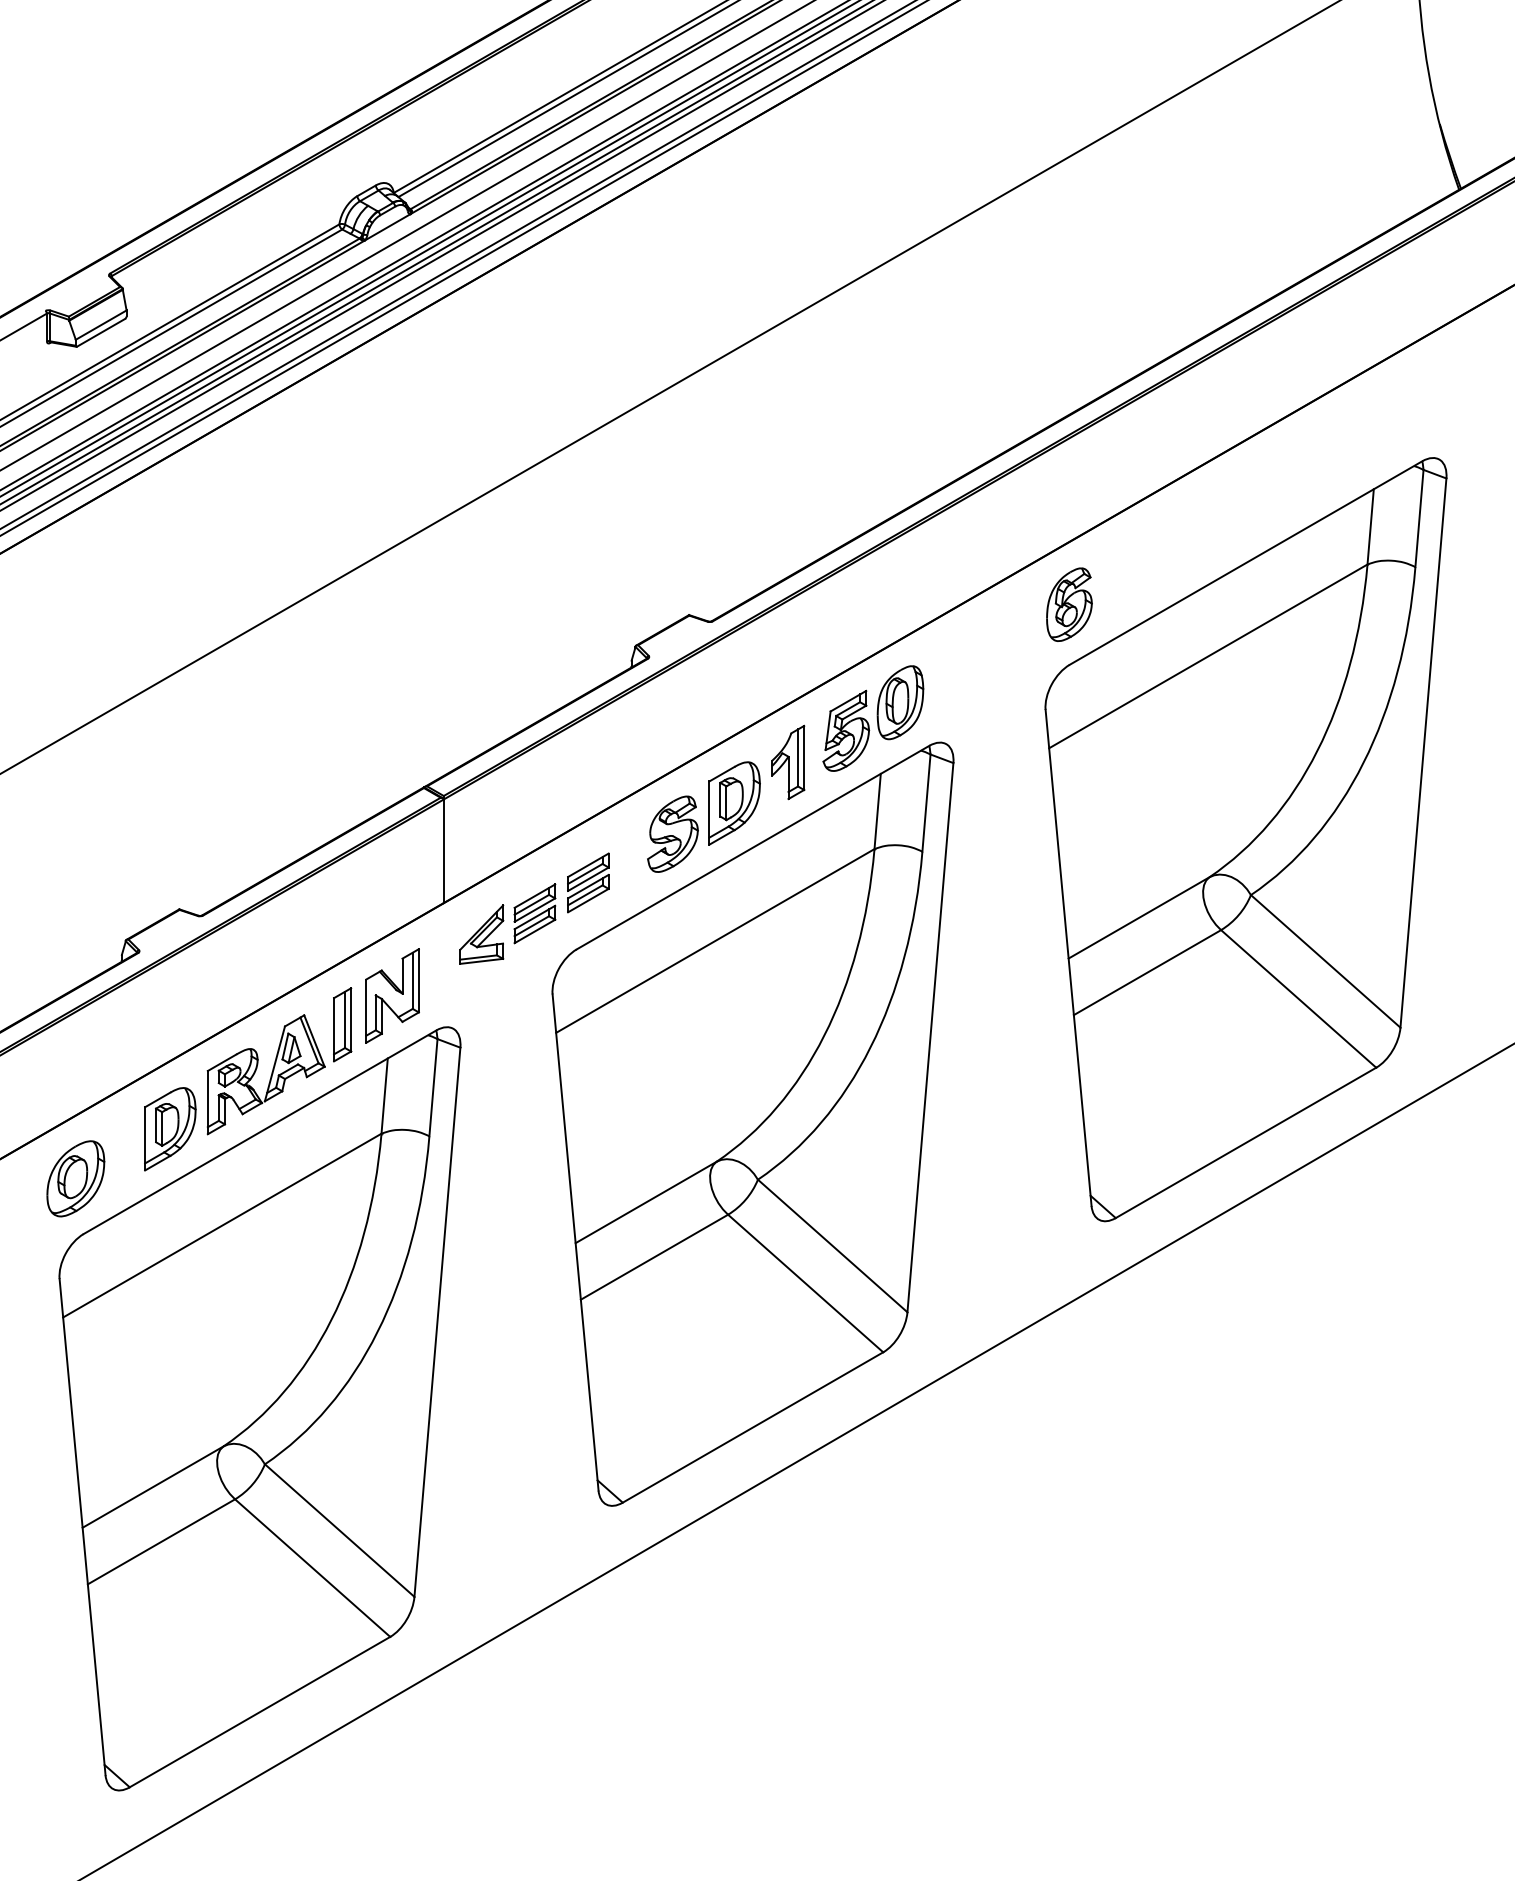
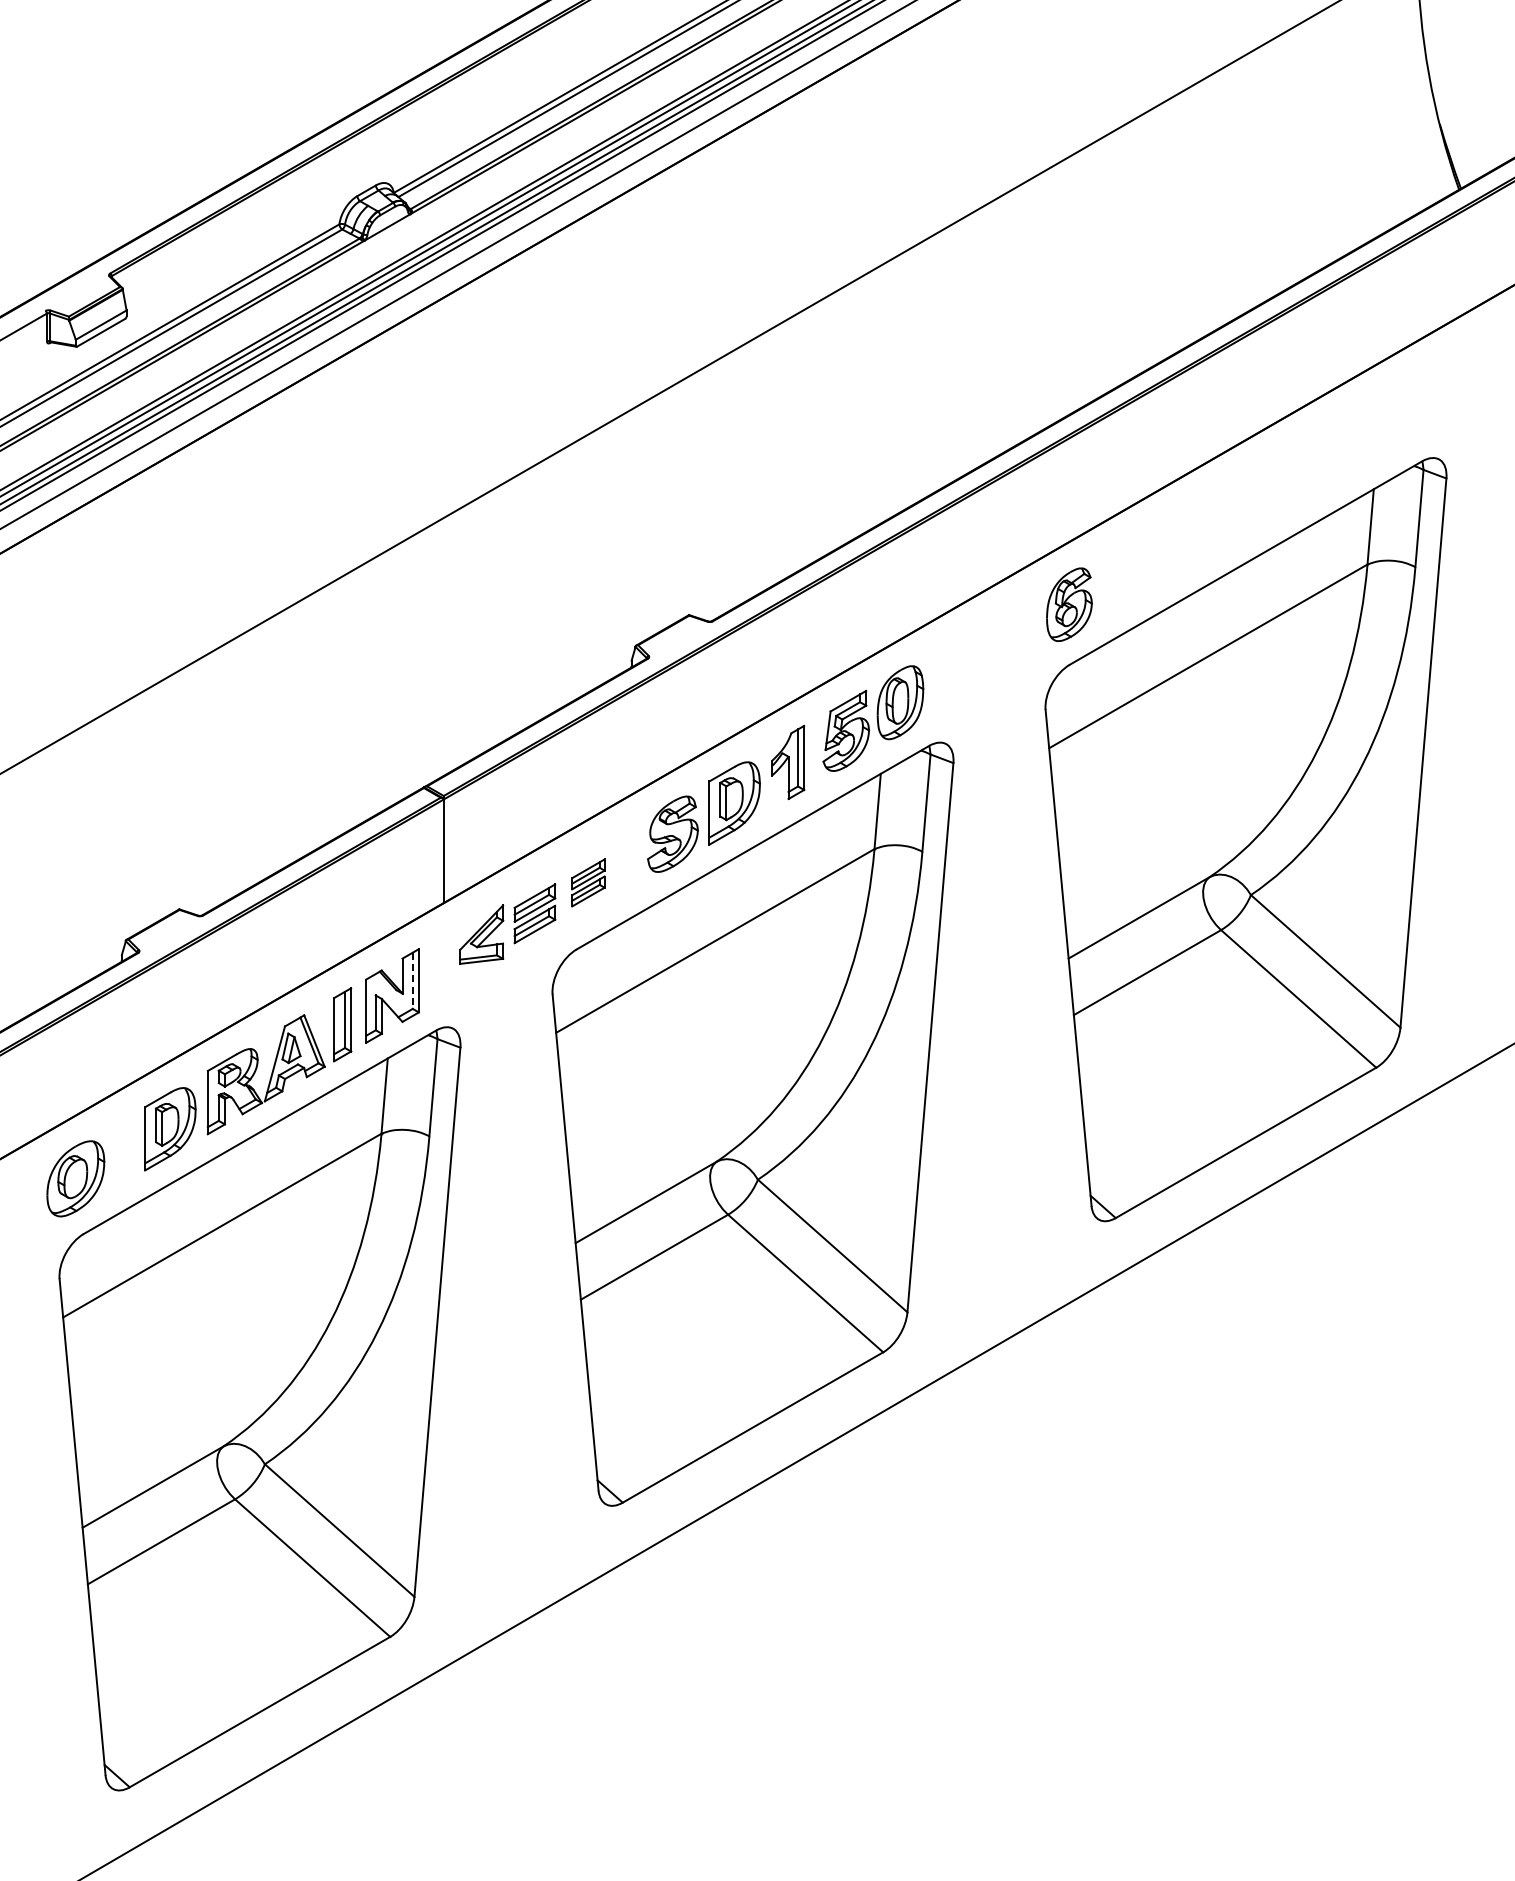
line: present -> none (406, 235)
line: present -> none (463, 268)
part size: 43x62 px -> 35x50 px (588, 882)
line: solid -> dashed (412, 981)
